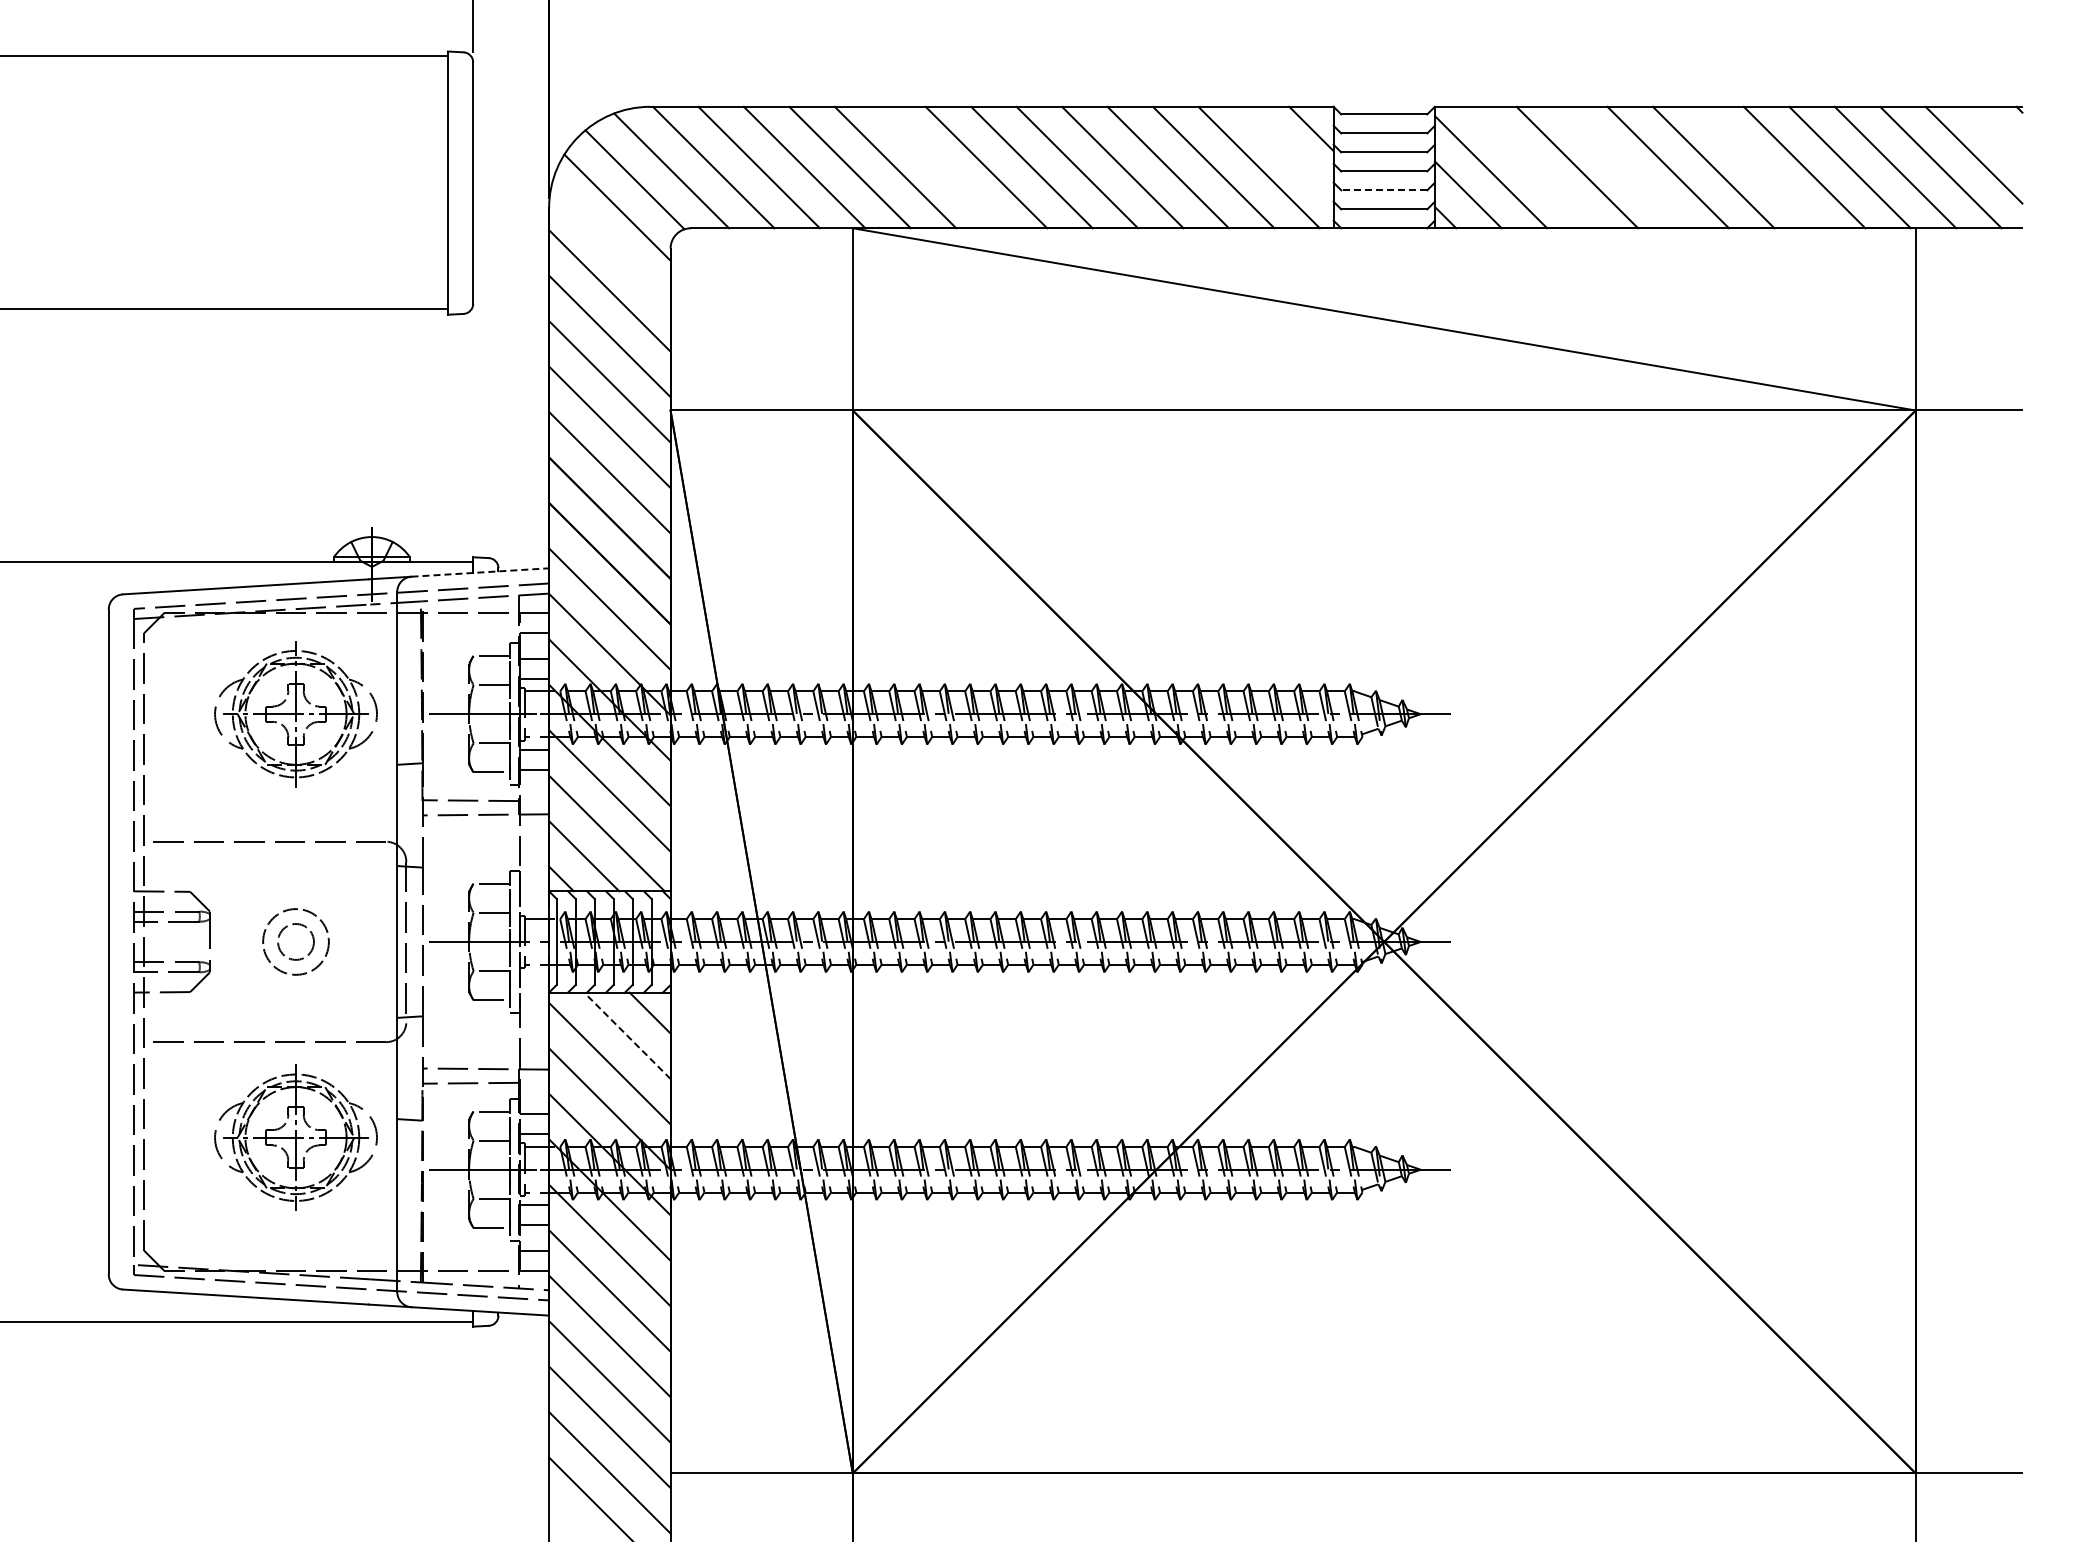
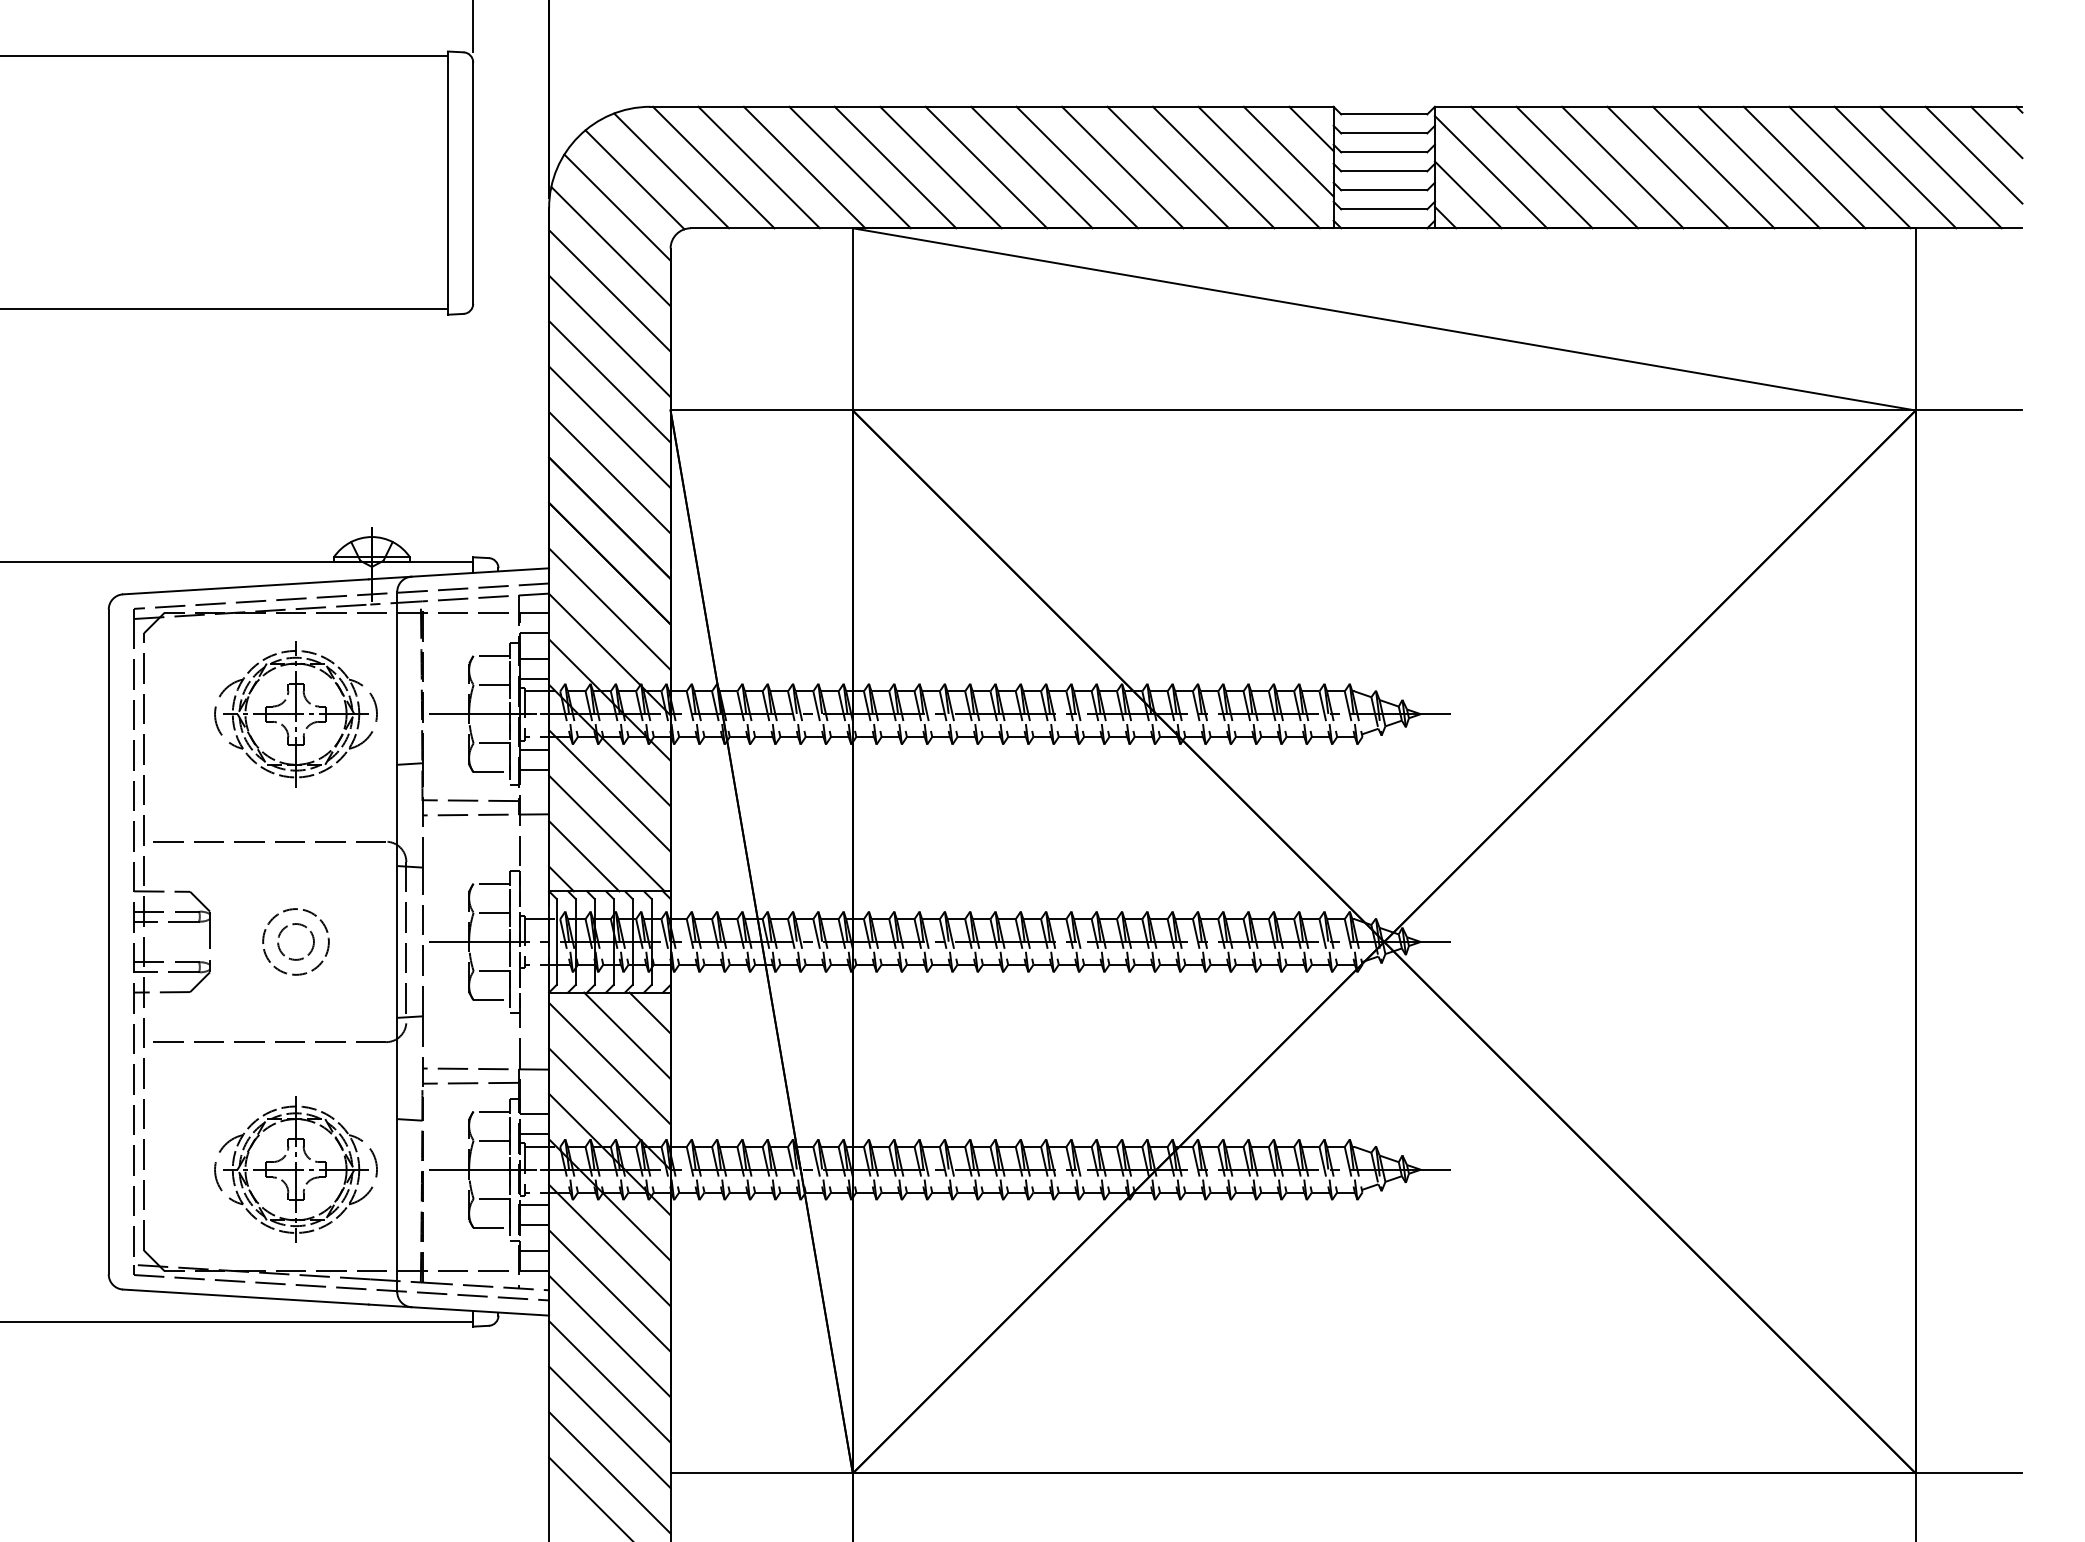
line: none -> present (1996, 132)
line: none -> present (1288, 151)
line: none -> present (940, 167)
line: none -> present (1531, 167)
line: none -> present (1622, 167)
line: none -> present (1758, 167)
line: dashed -> solid (1383, 190)
line: none -> present (610, 246)
line: dashed -> solid (480, 572)
line: dashed -> solid (627, 1035)
part position: (295, 1137) -> (295, 1169) (295, 1169)
